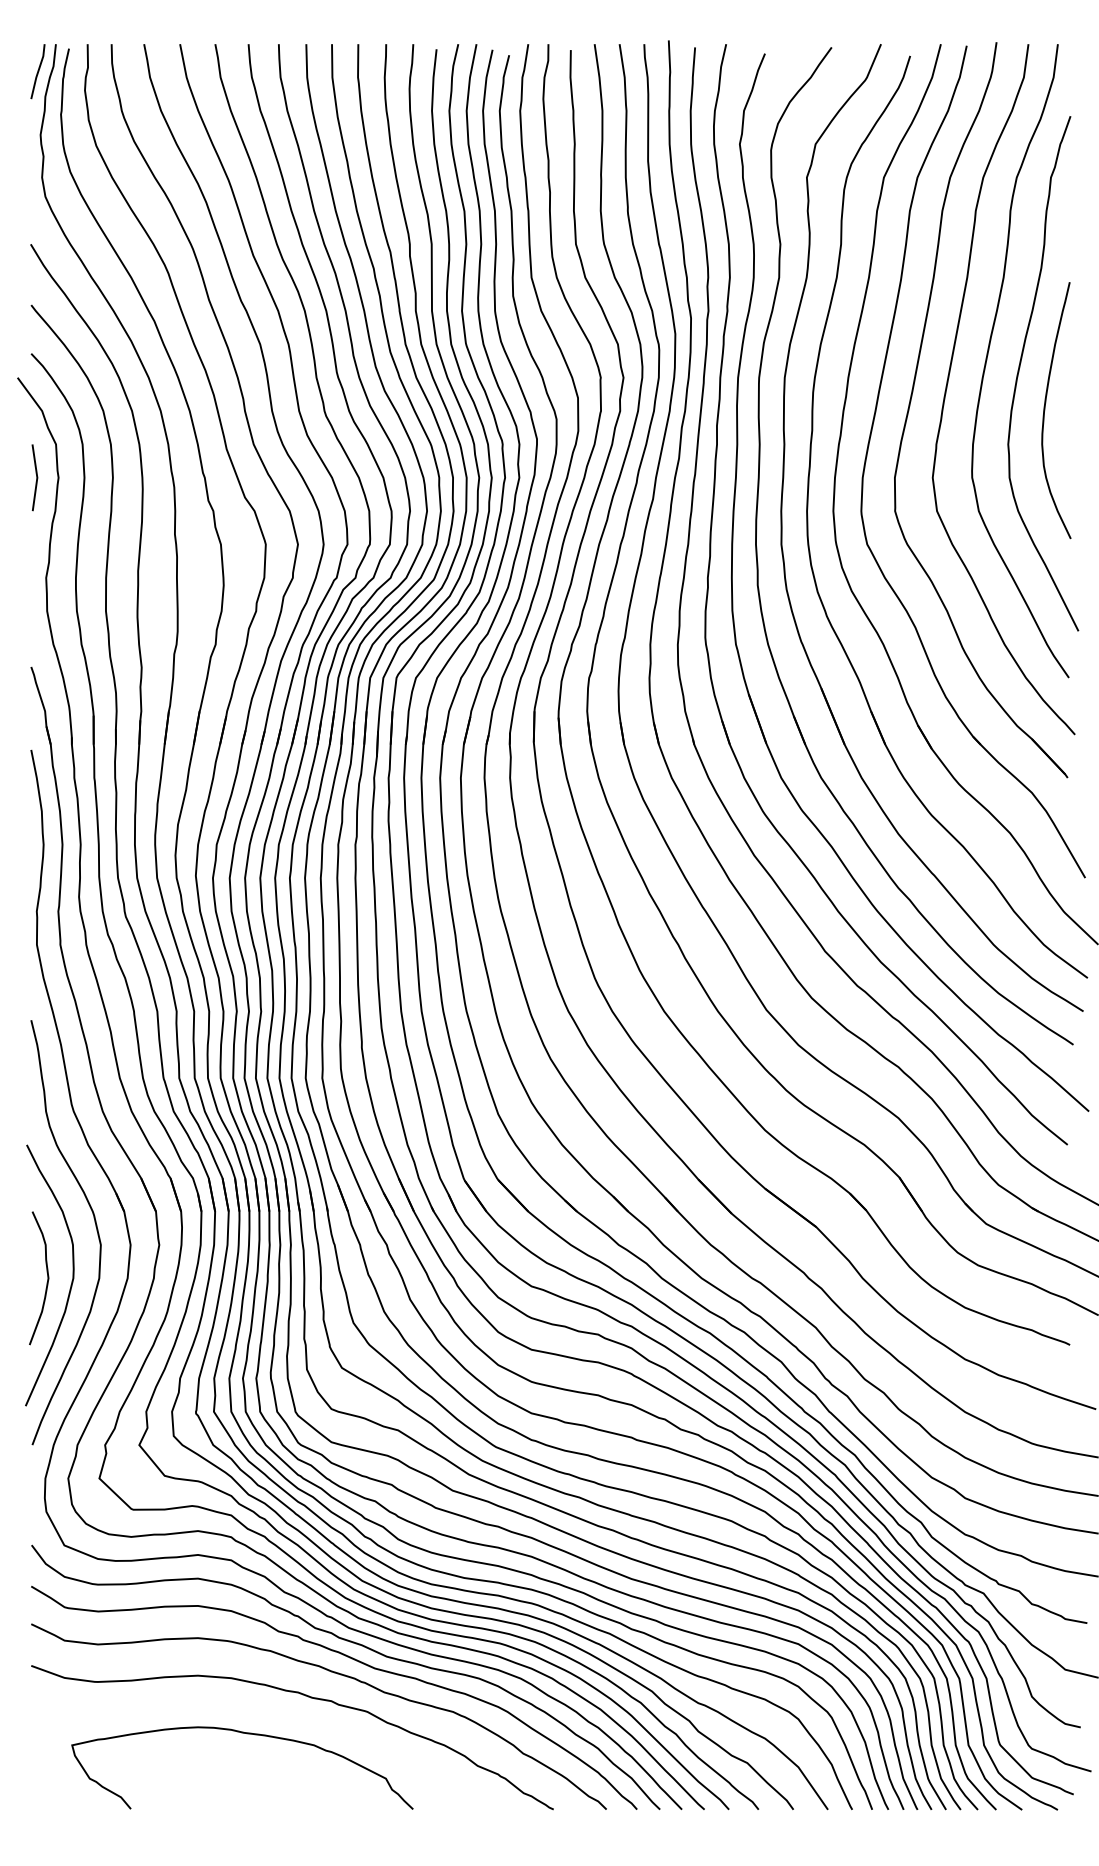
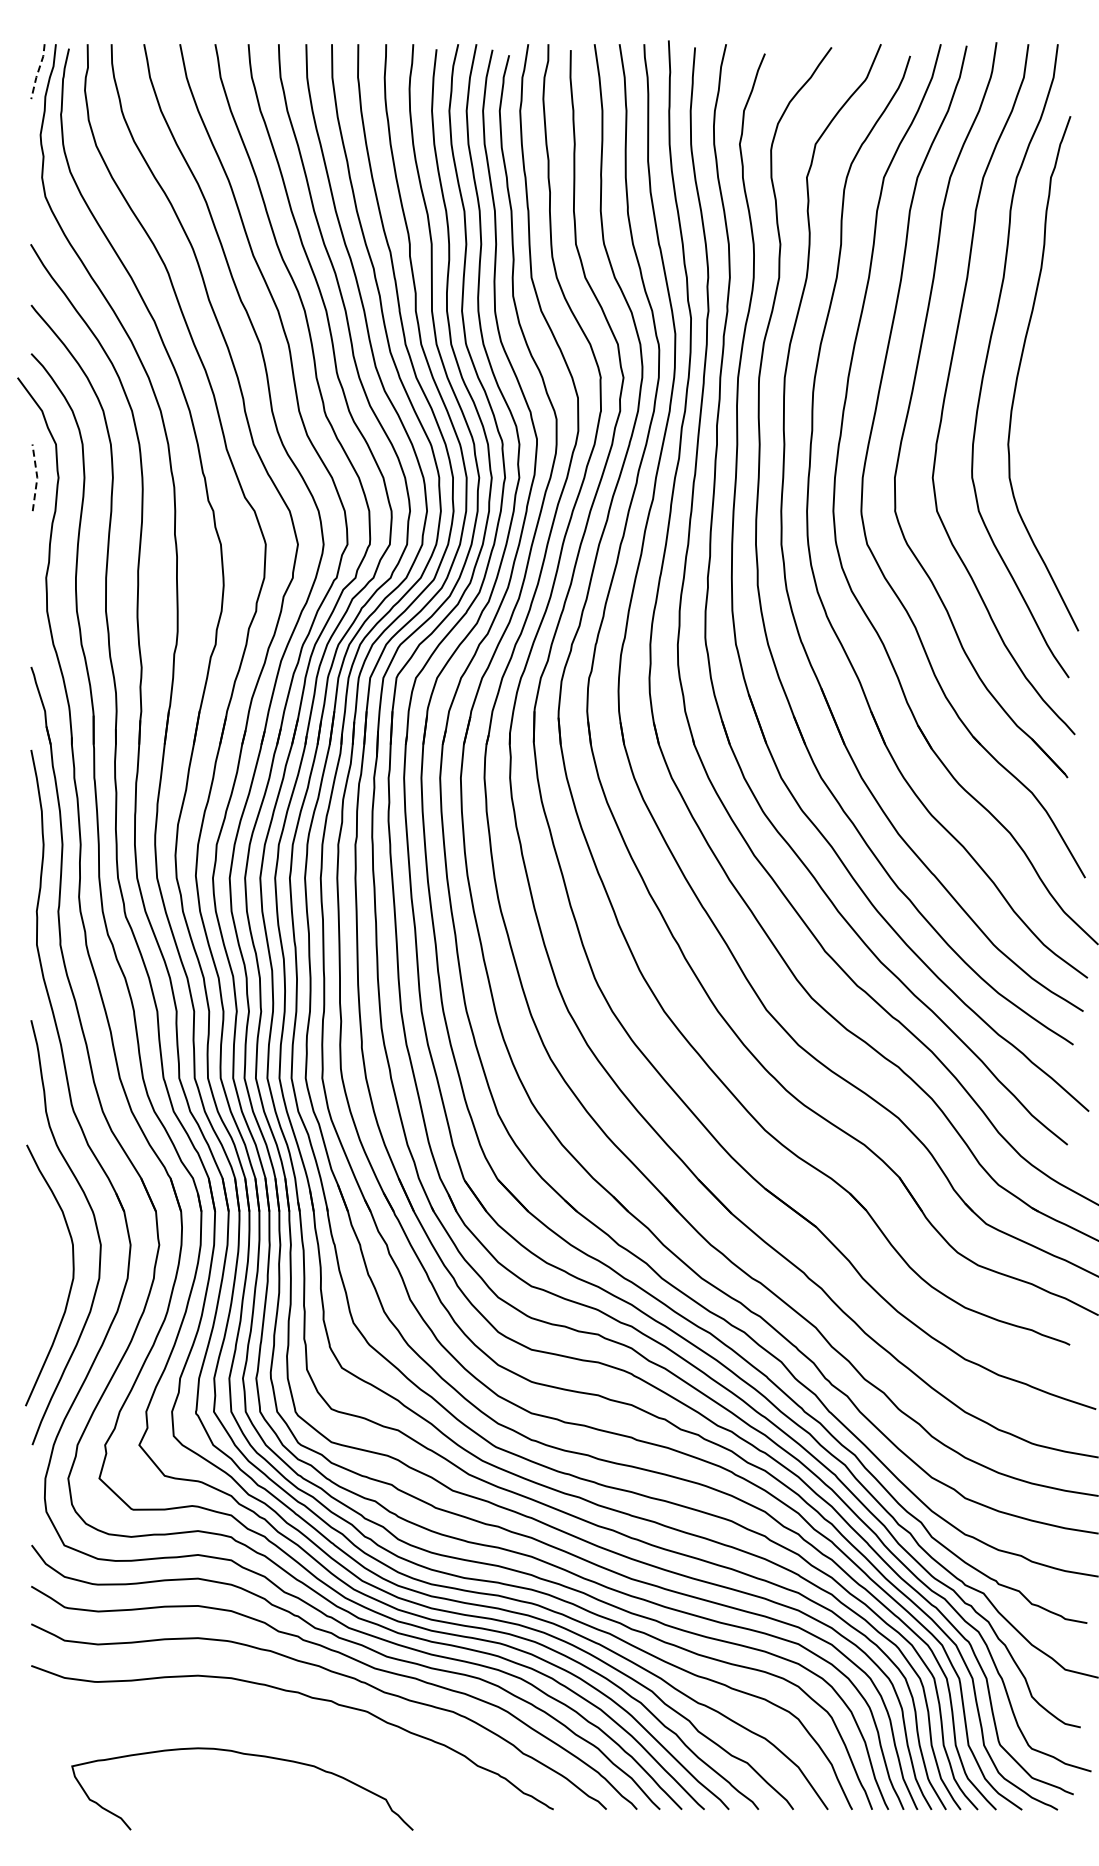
line: solid -> dashed (38, 71)
curve: present -> none (1045, 410)
line: solid -> dashed (37, 477)
curve: present -> none (47, 1278)
curve position: (247, 1734) -> (247, 1755) (247, 1755)
